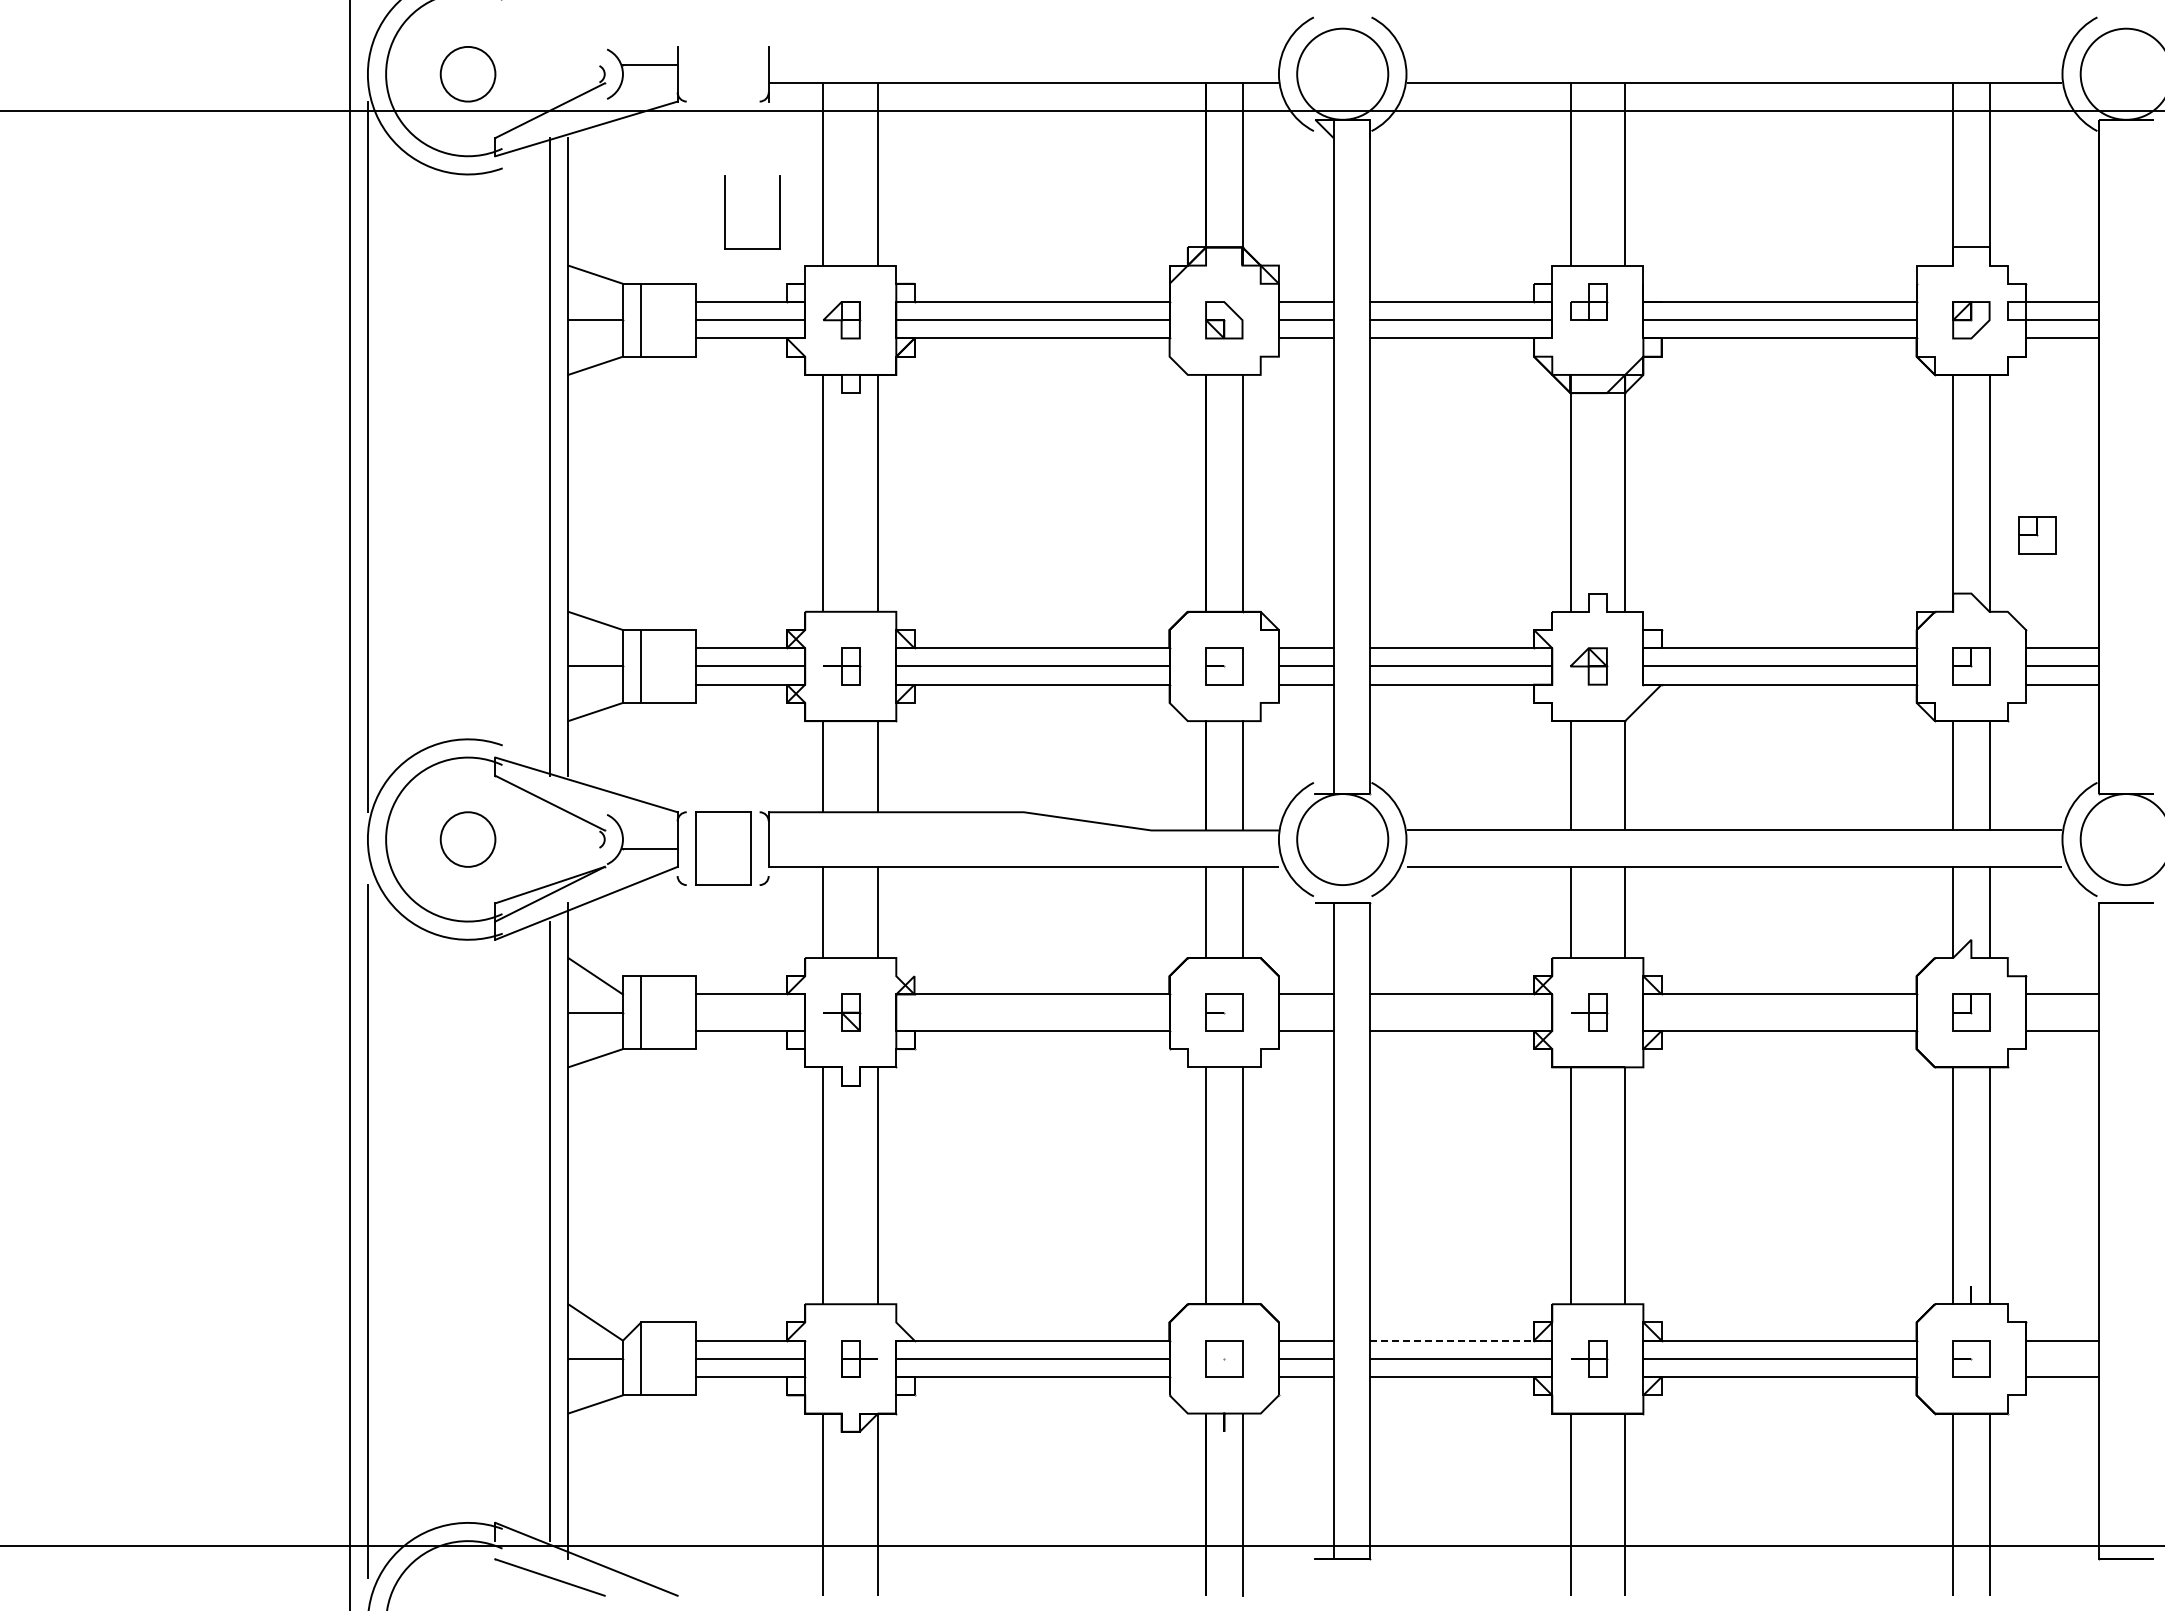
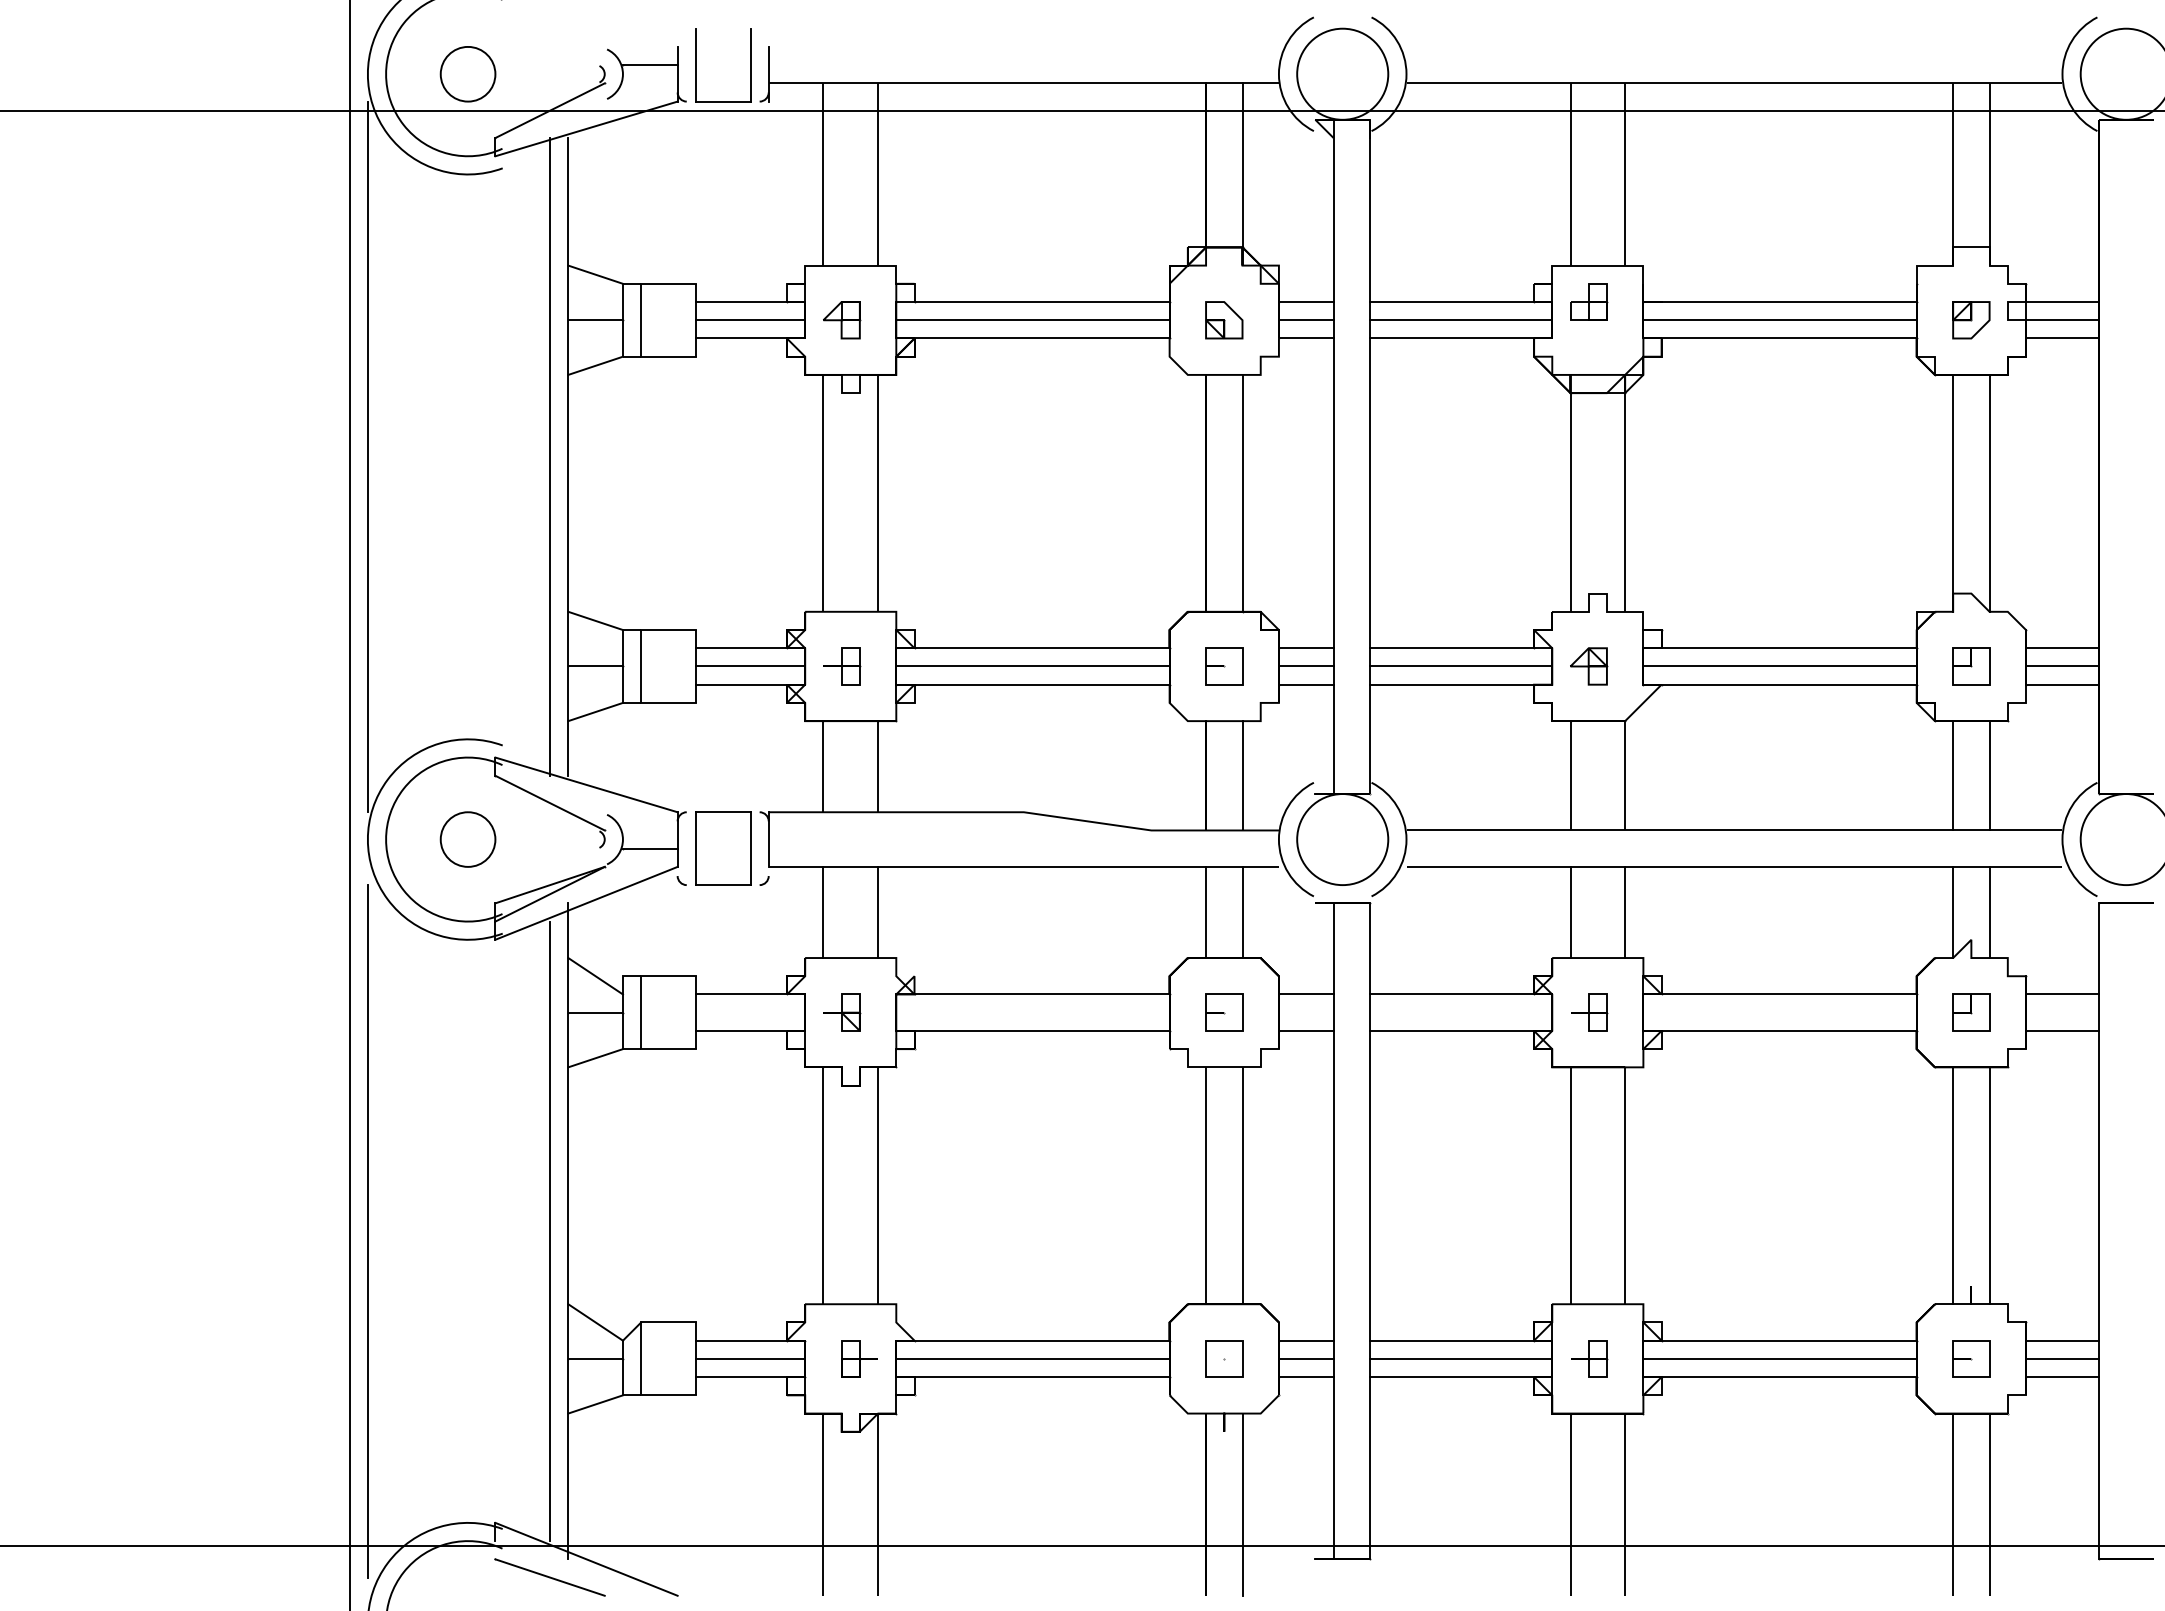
part position: (725, 212) -> (696, 65) (696, 65)
part: present -> none (2037, 535)
line: dashed -> solid (1461, 1340)
line: none -> present (2062, 1358)
